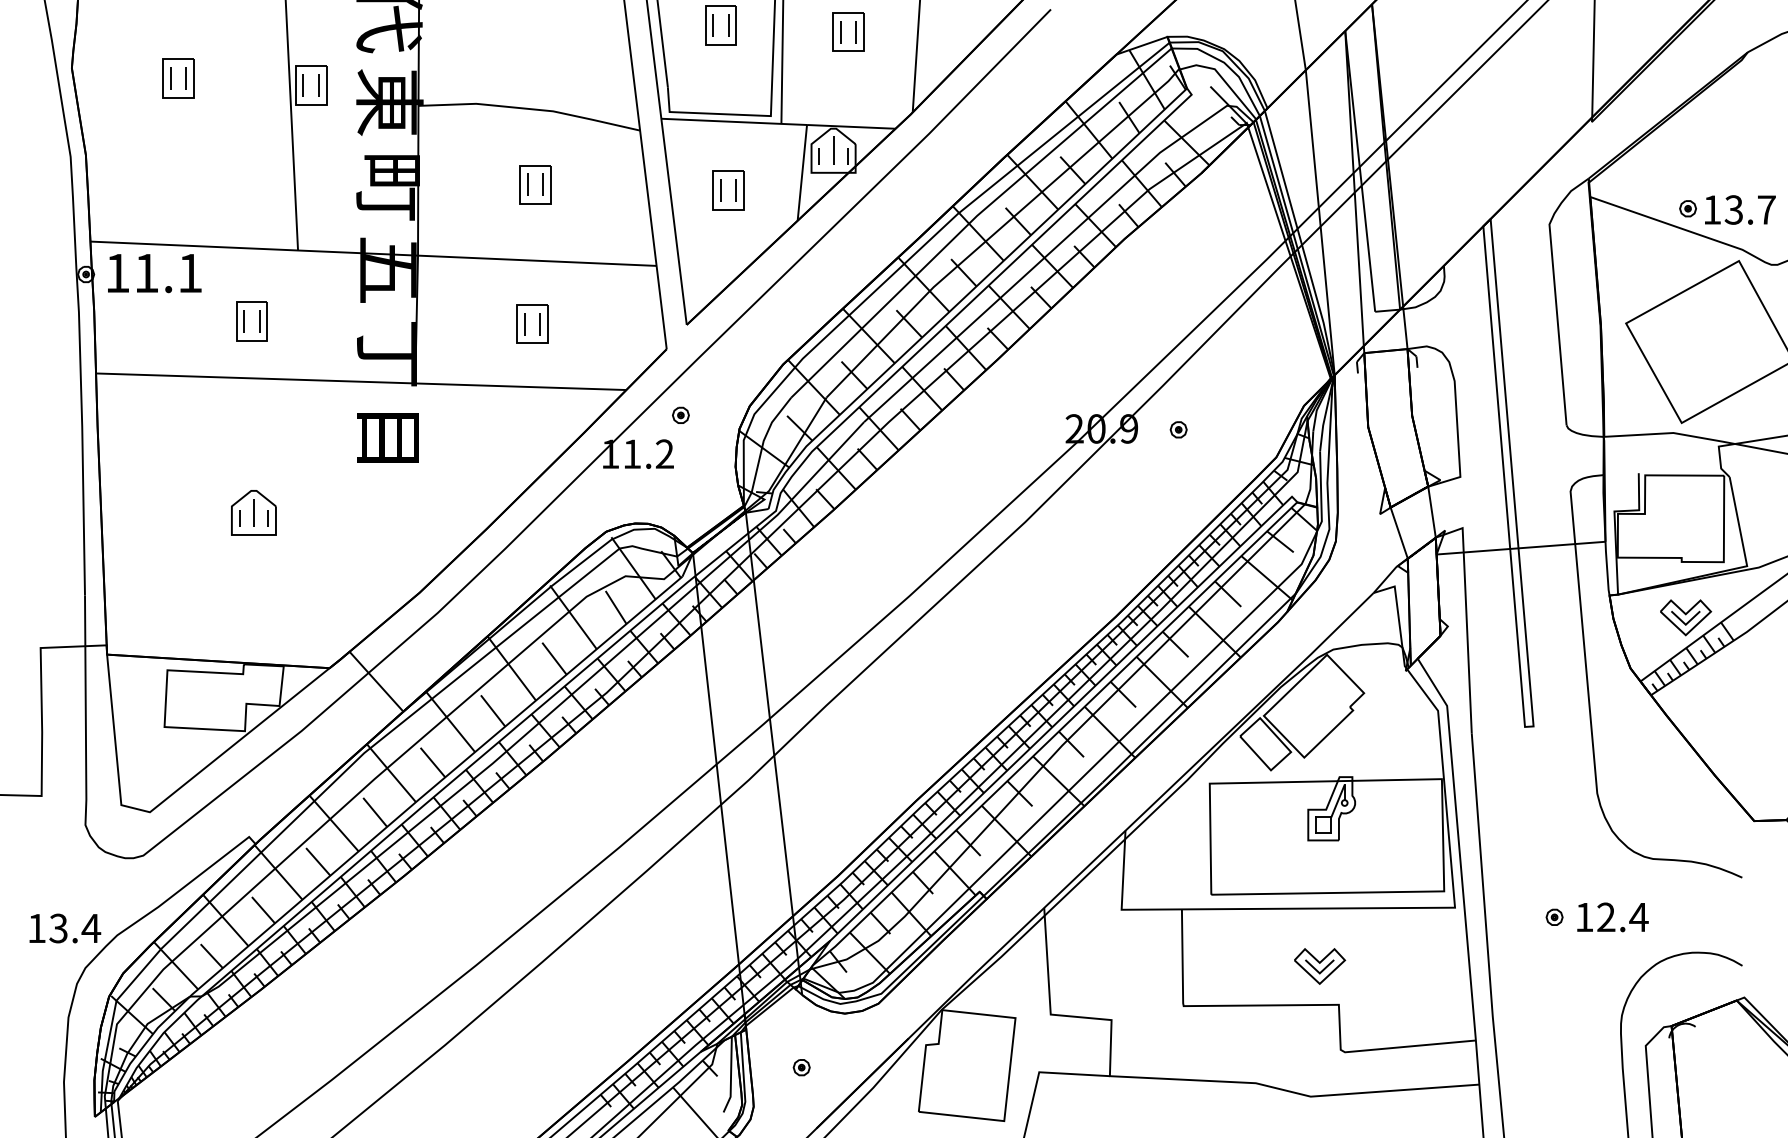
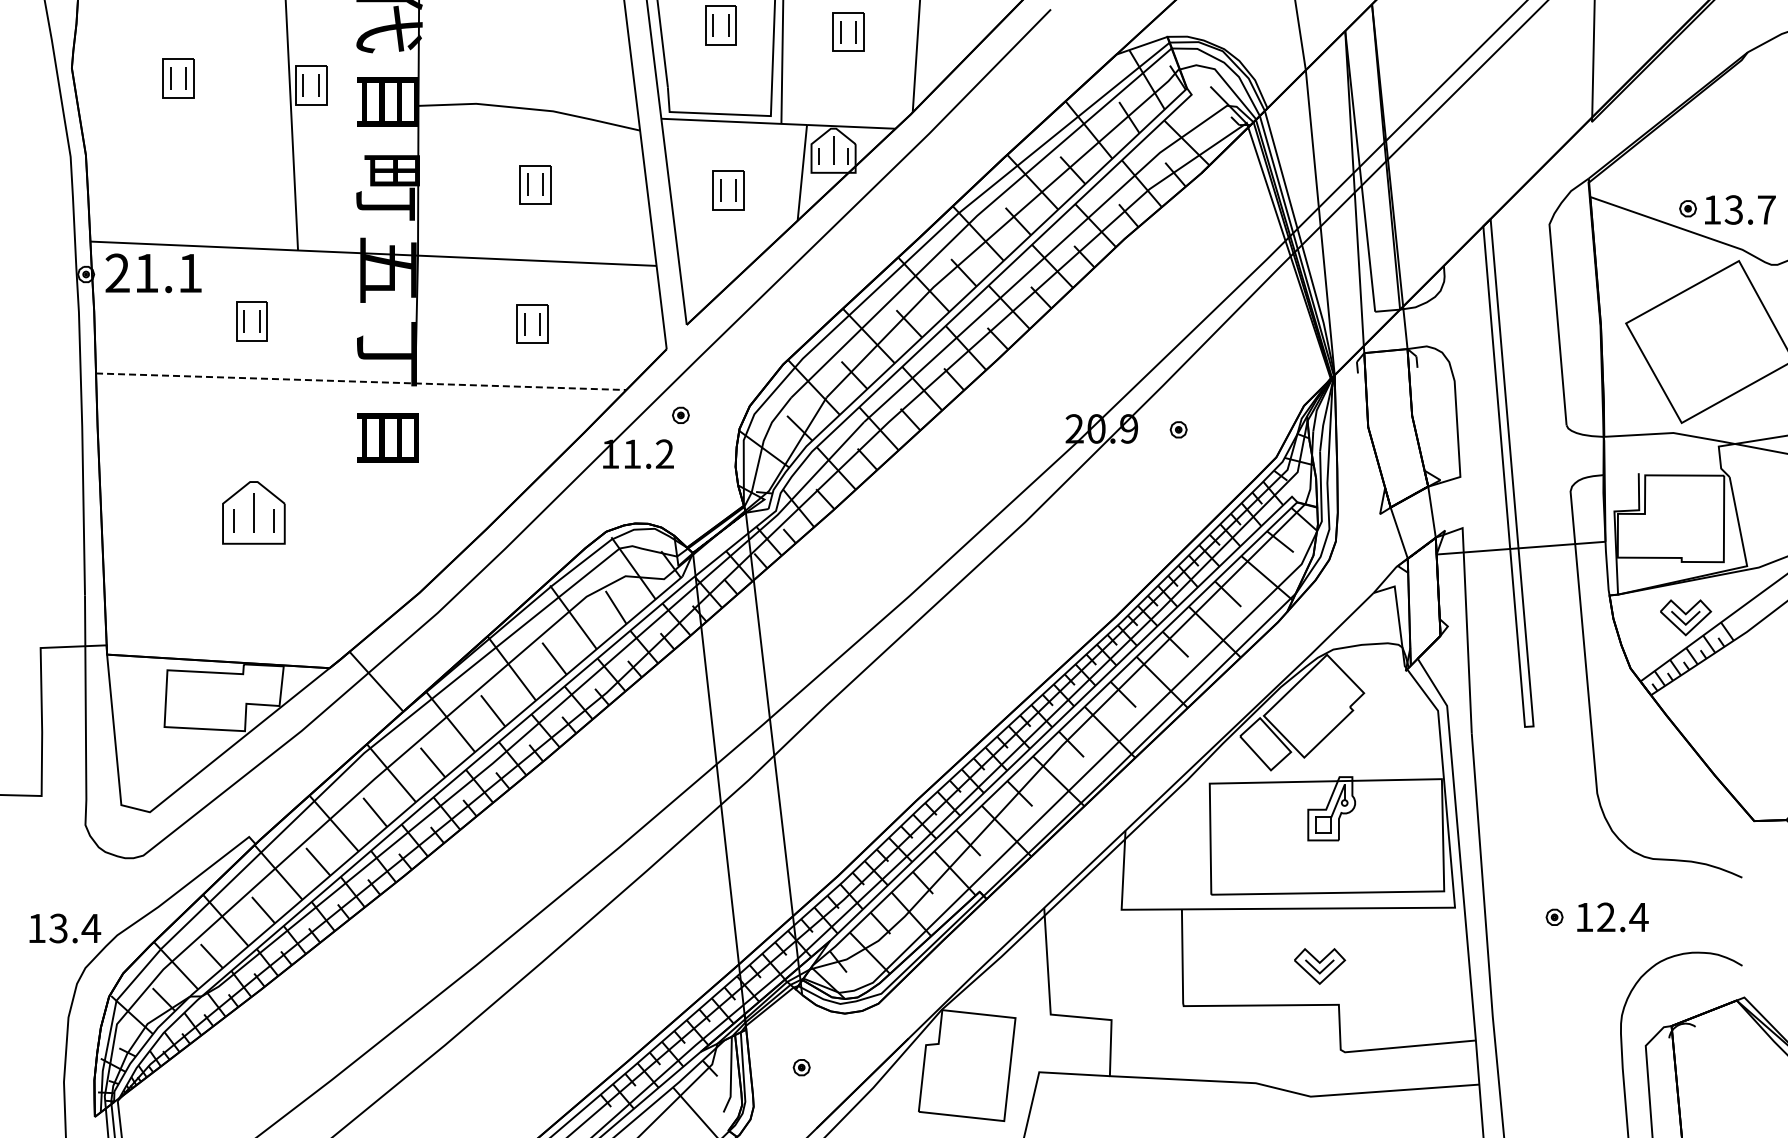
text: 東 -> 目 (389, 102)
text: 11.1 -> 21.1 (117, 272)
line: solid -> dashed (362, 381)
part size: 46x46 px -> 64x64 px (253, 512)
